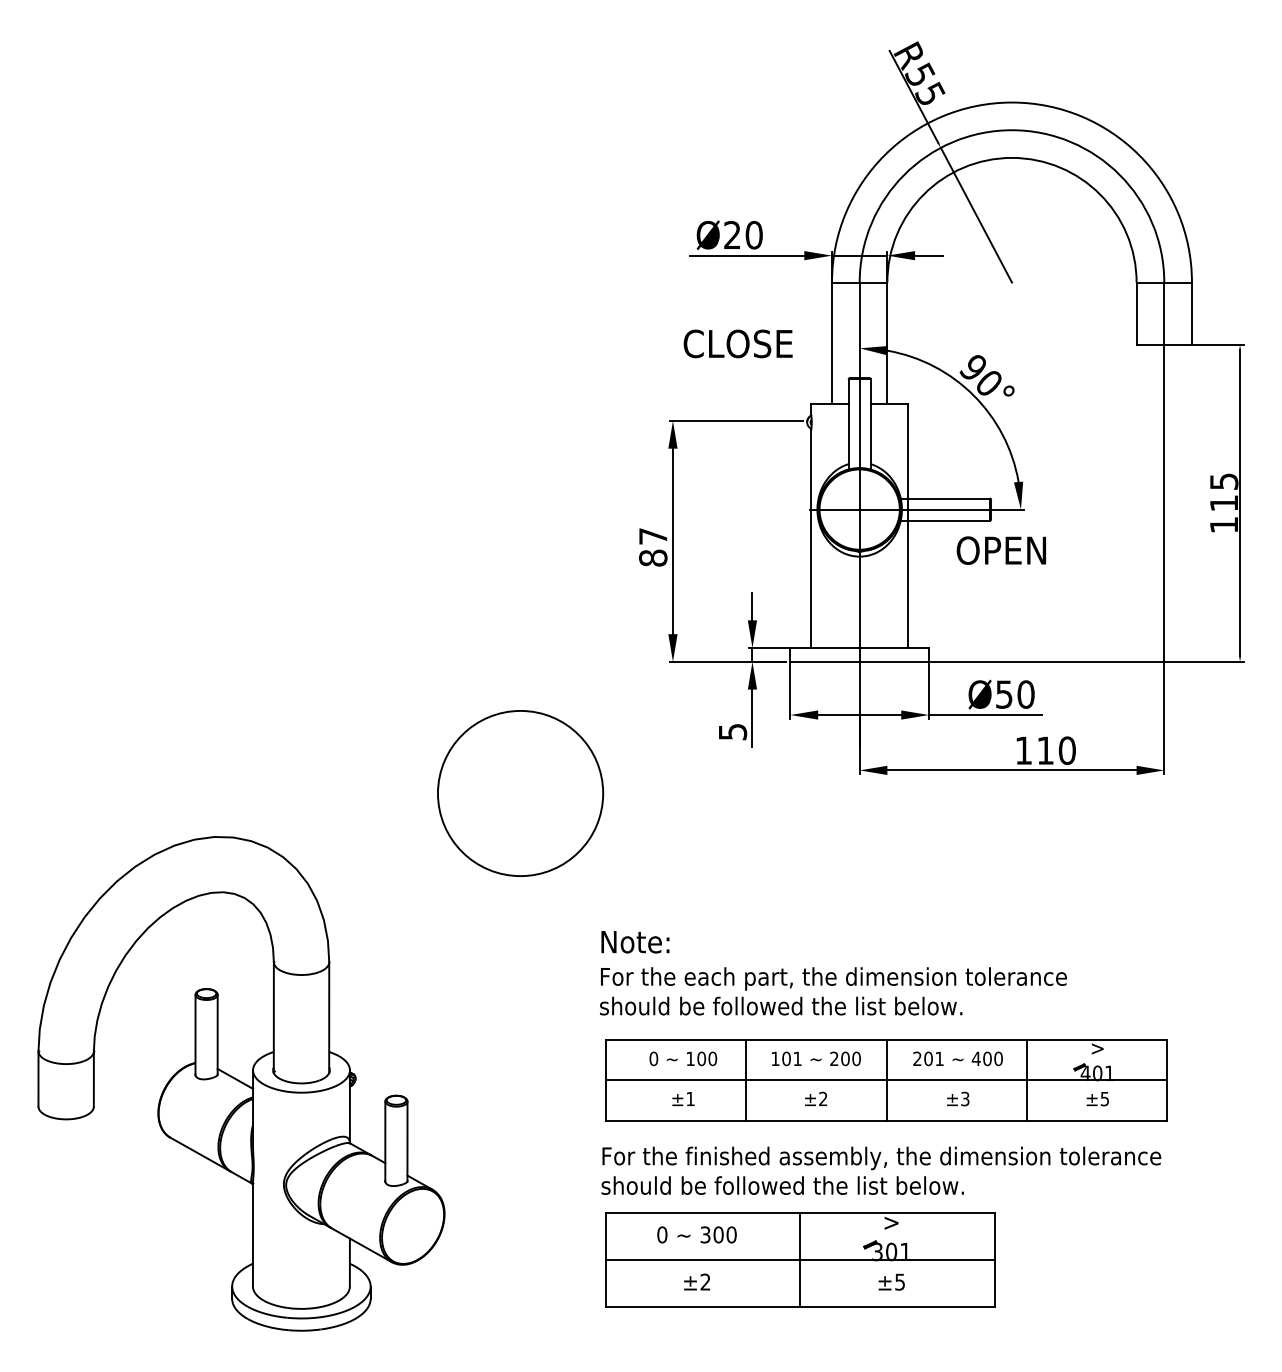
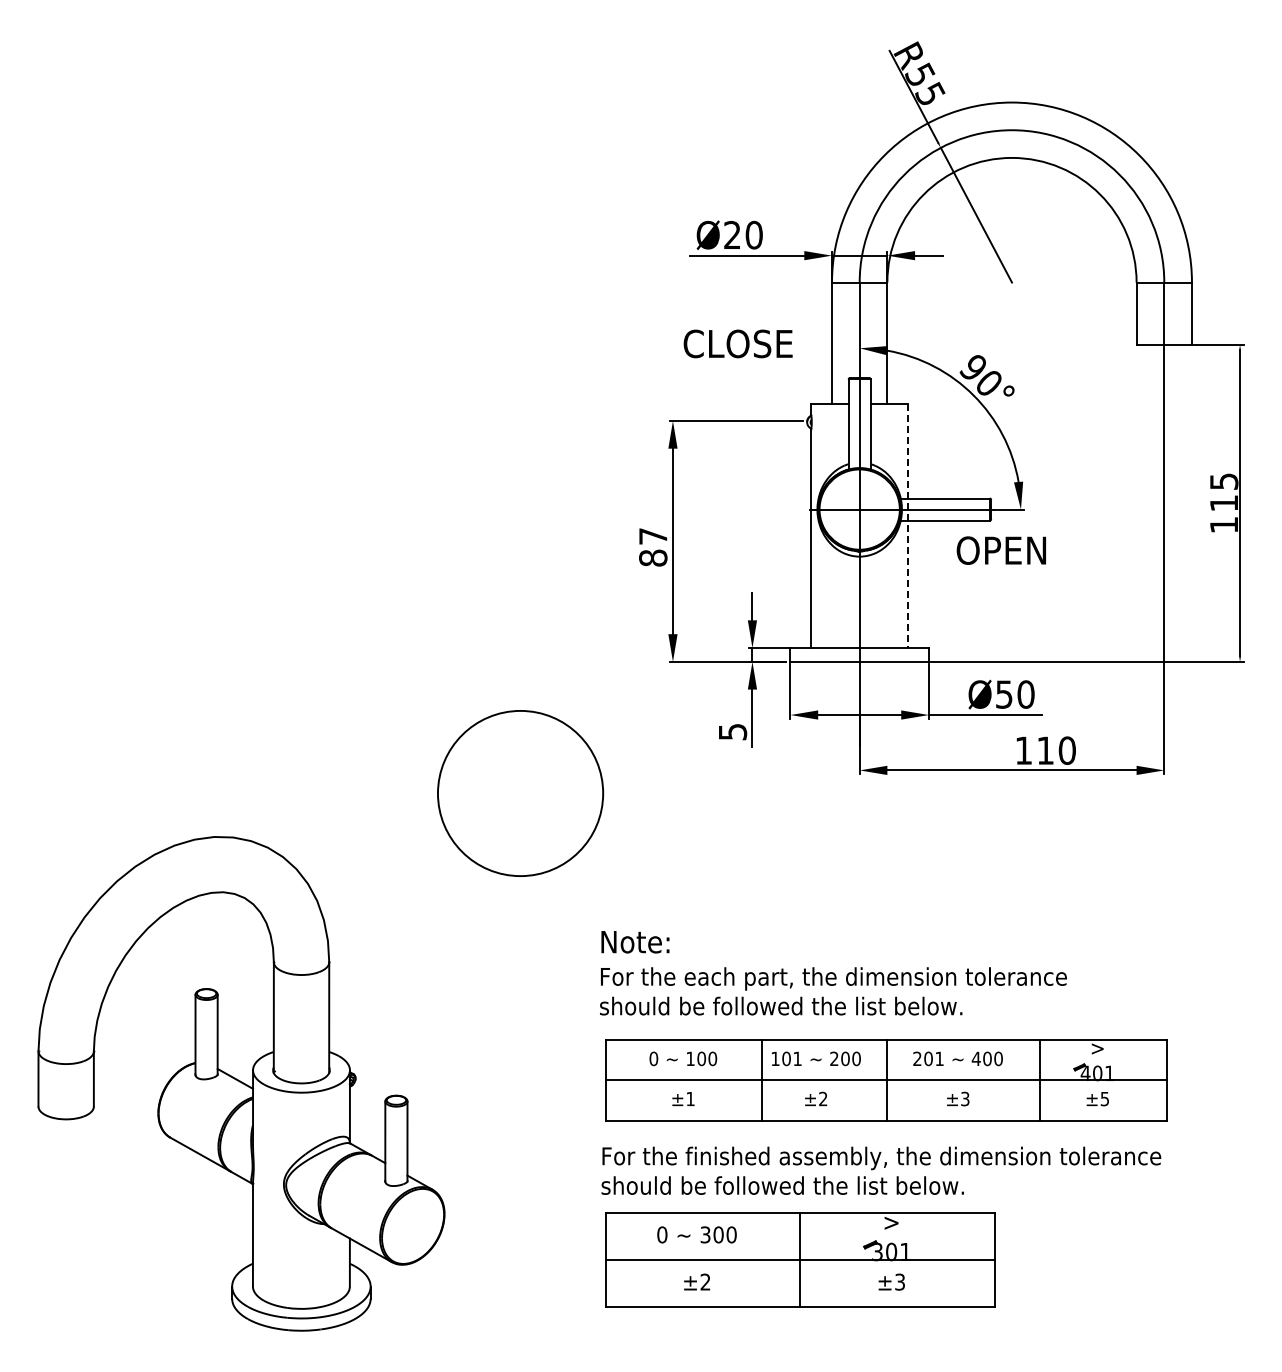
line: solid -> dashed (908, 526)
line position: (746, 1080) -> (762, 1080) (762, 1080)
line position: (1026, 1080) -> (1039, 1080) (1039, 1080)
text: ±5 -> ±3 (899, 1281)
